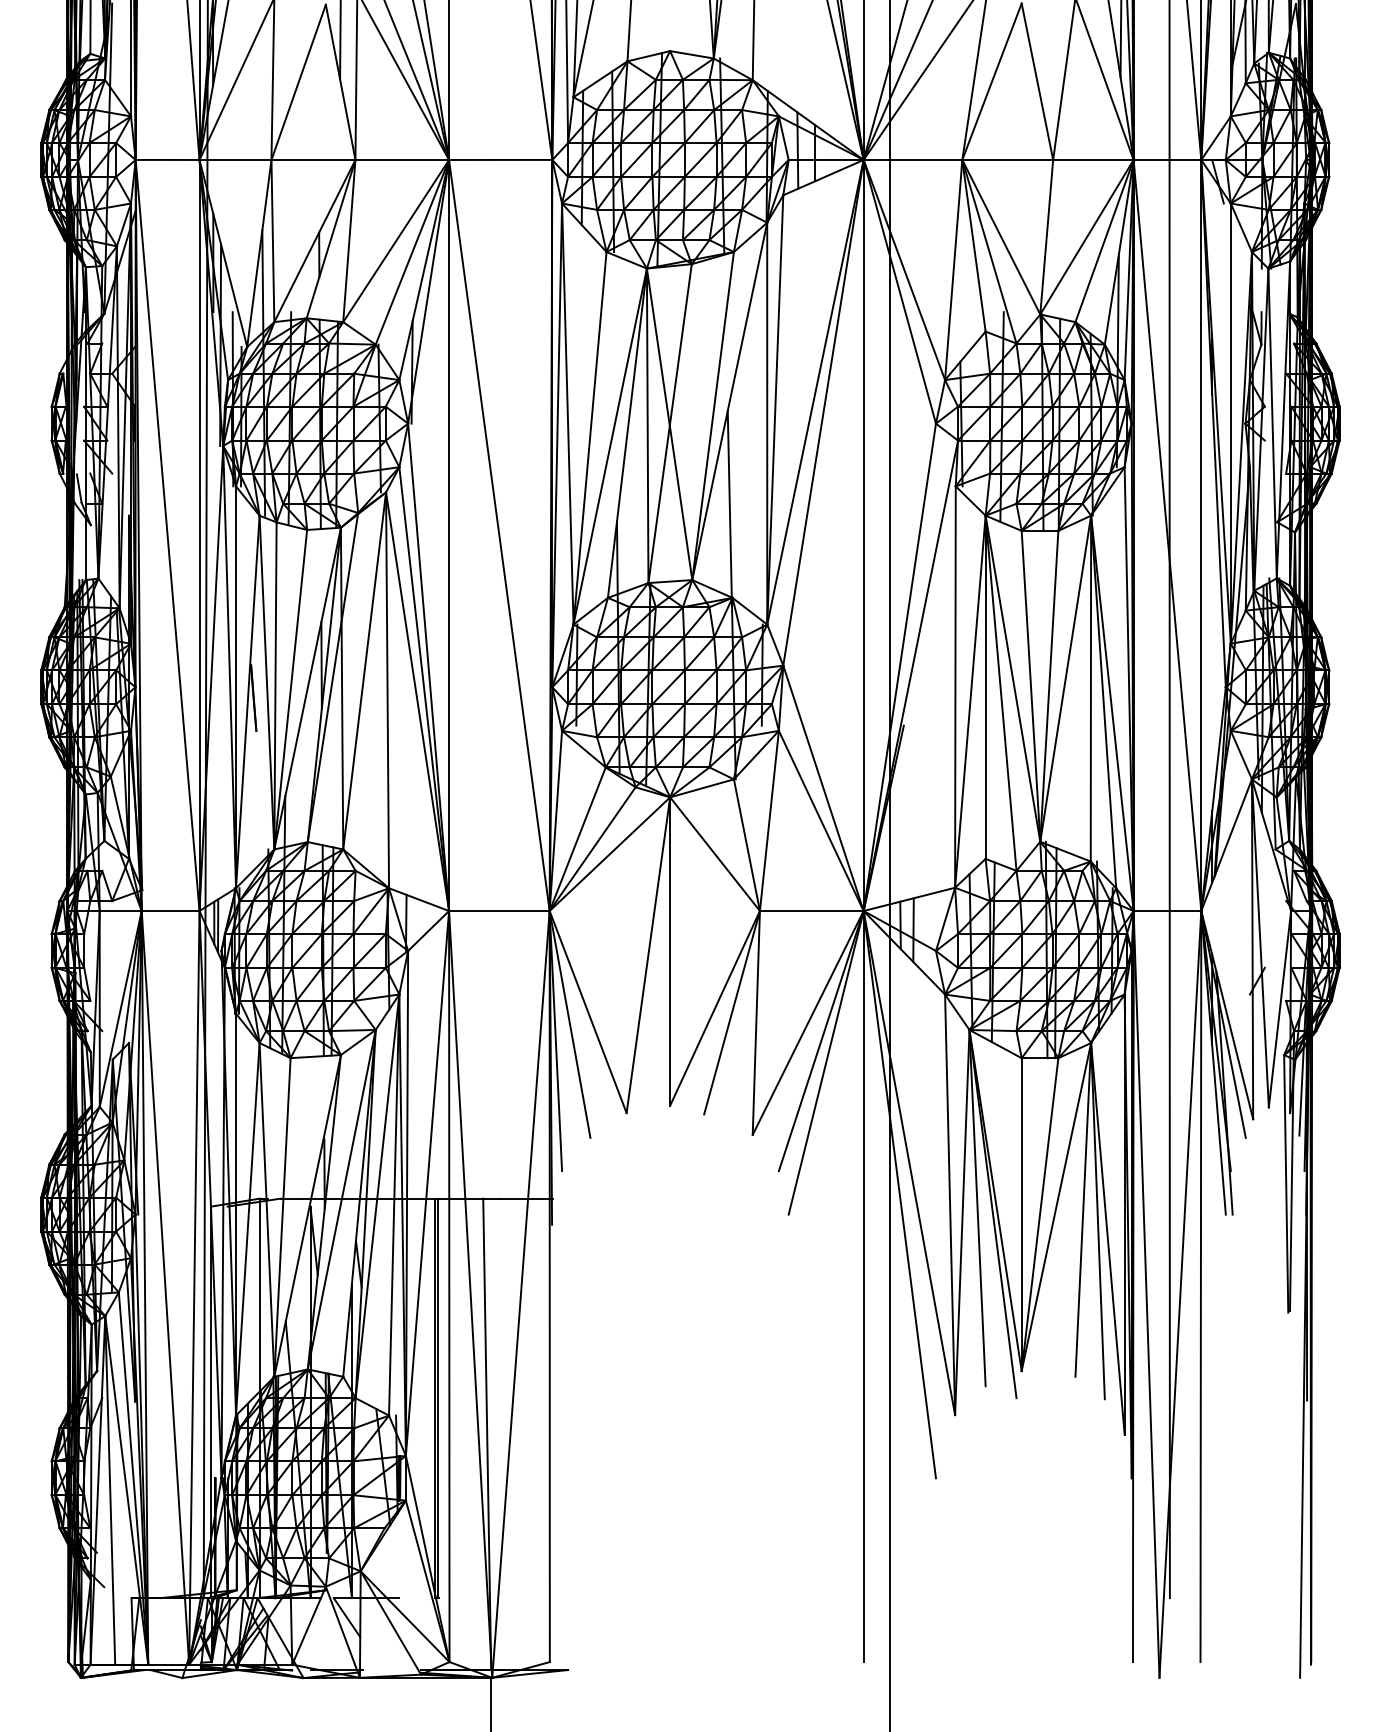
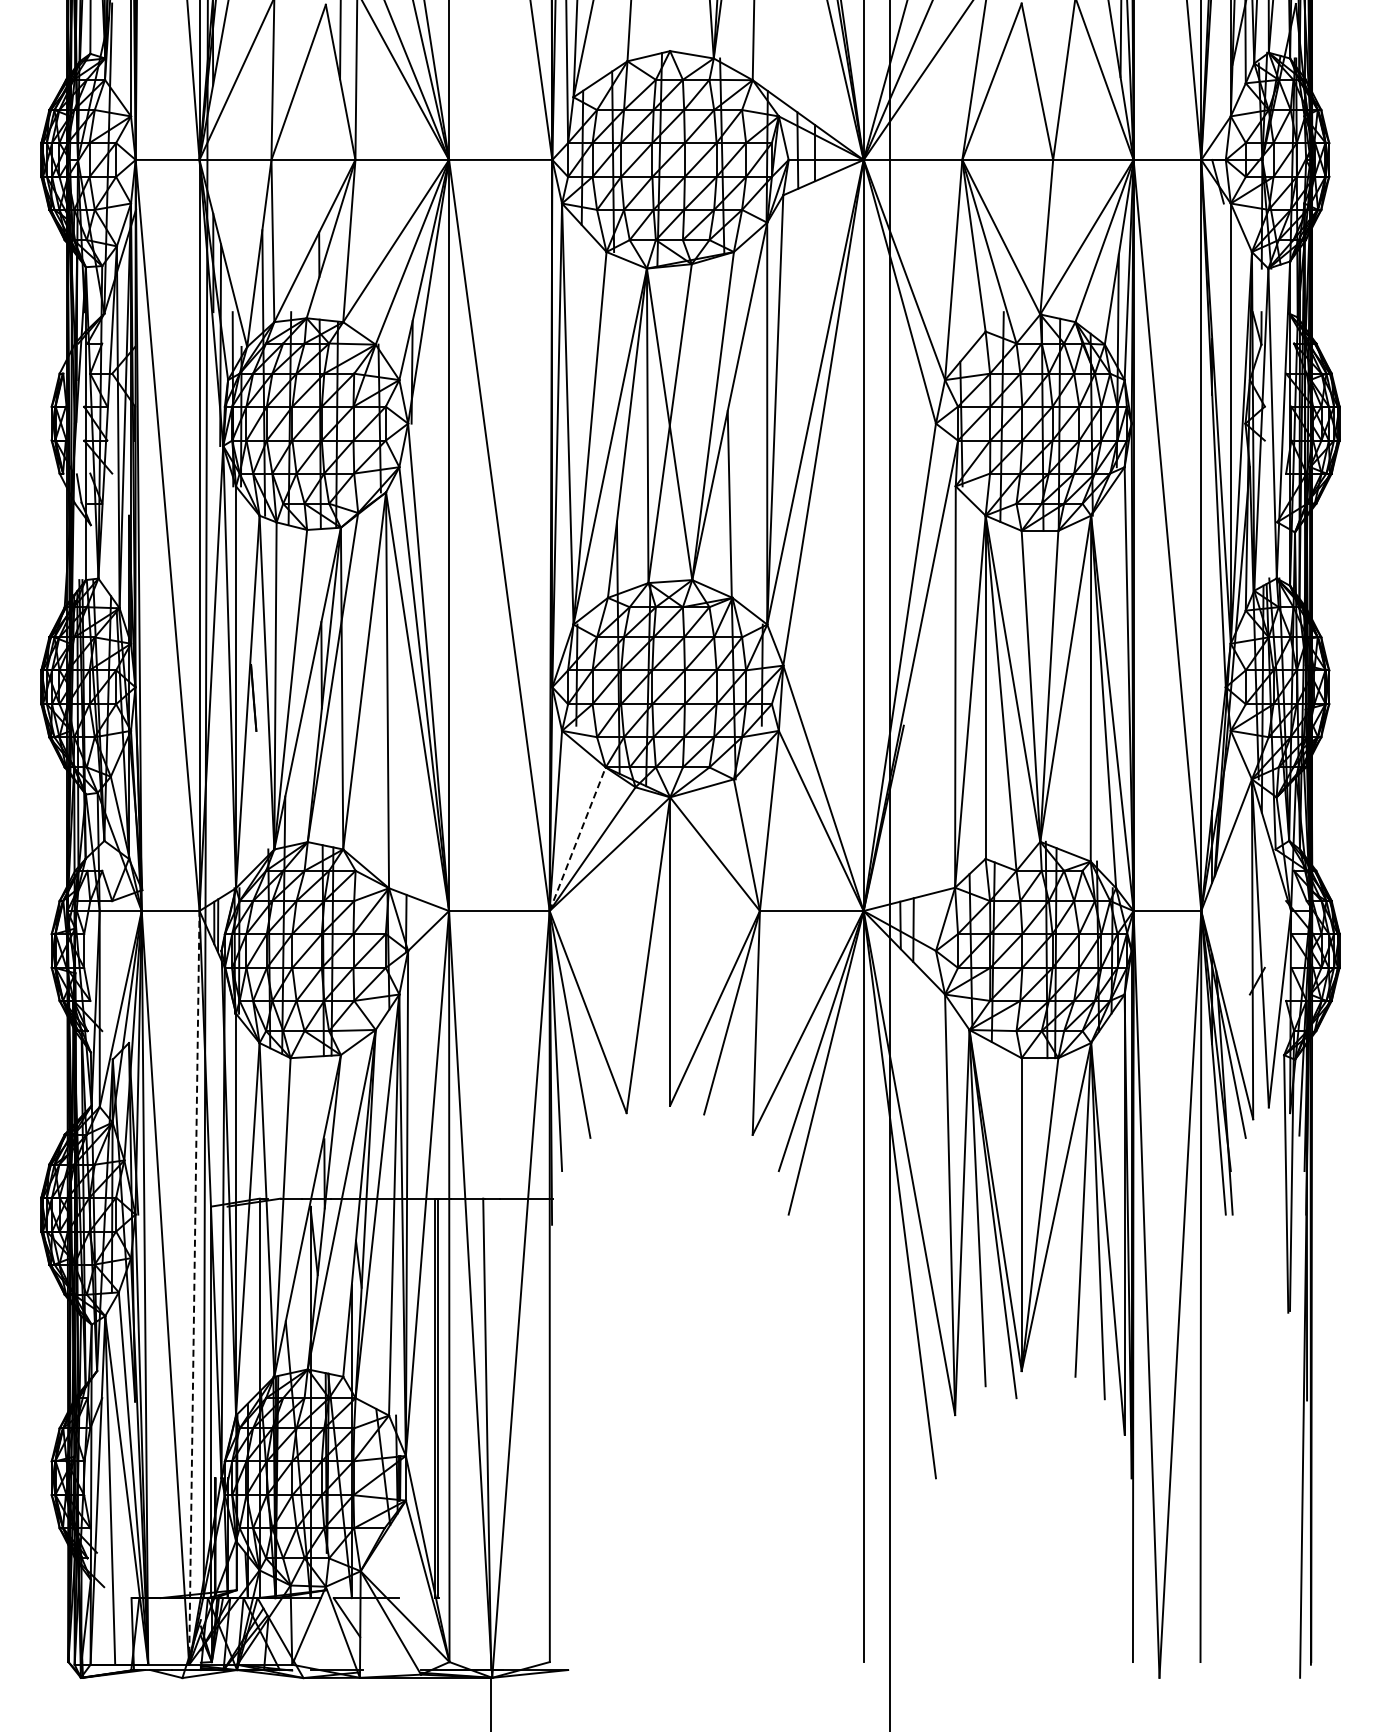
line: present -> none (1169, 800)
line: solid -> dashed (577, 838)
line: solid -> dashed (194, 1287)
